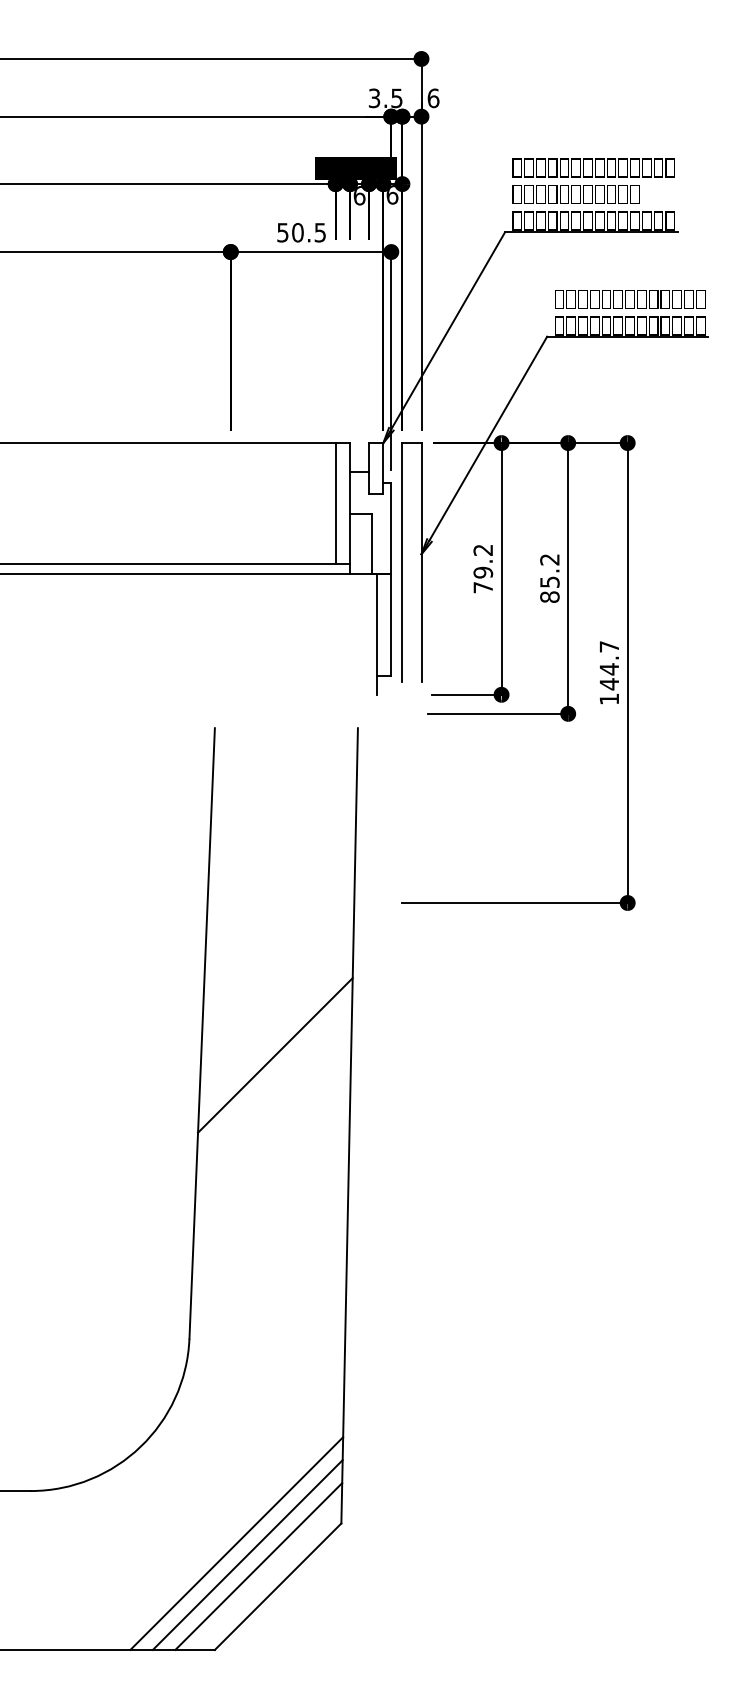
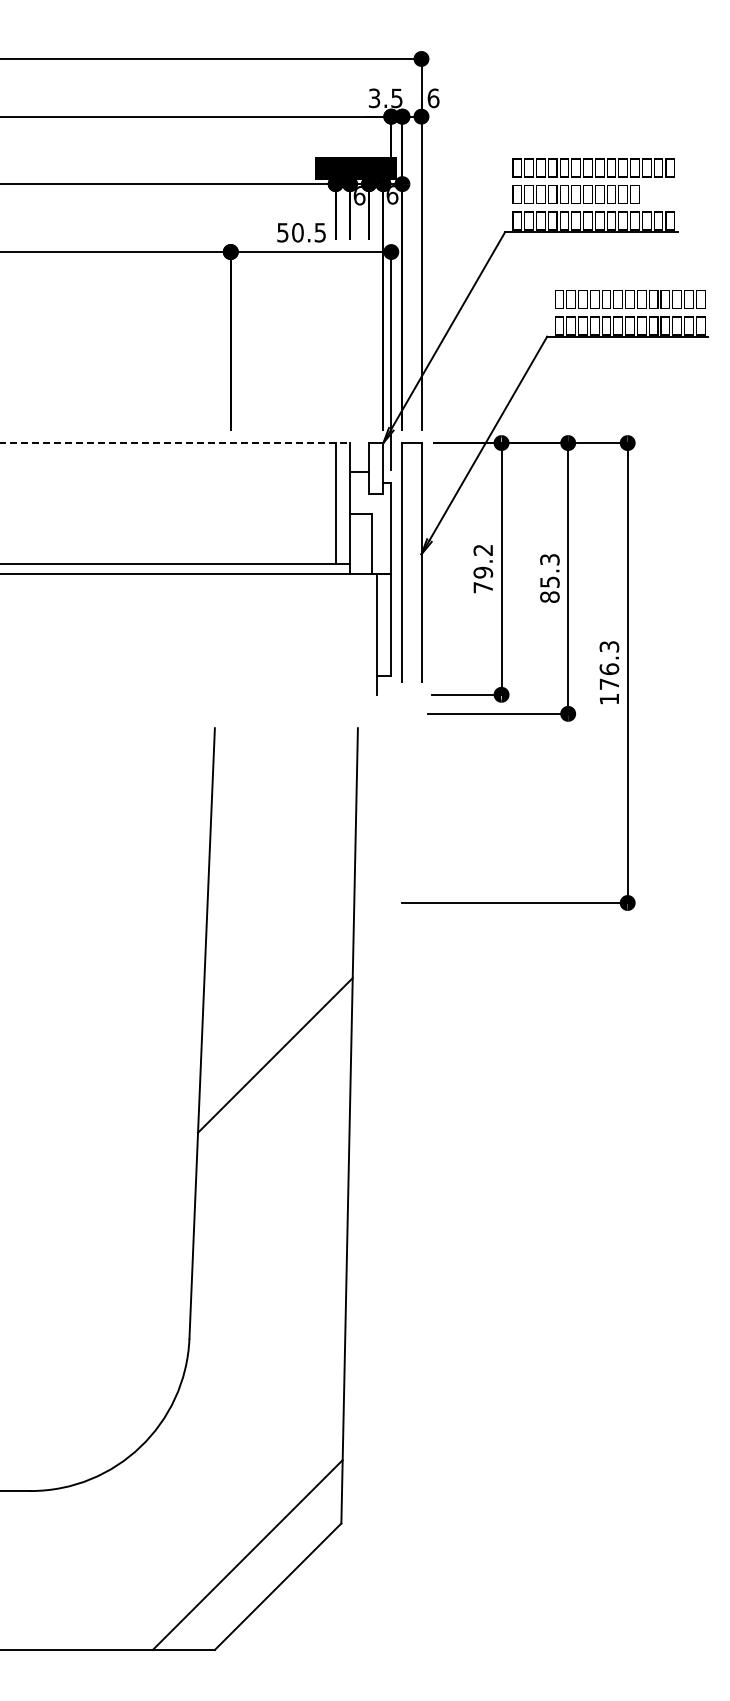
line: solid -> dashed (175, 443)
text: 85.2 -> 85.3 (549, 559)
text: 144.7 -> 176.3 (609, 665)
line: present -> none (236, 1543)
line: present -> none (258, 1566)
